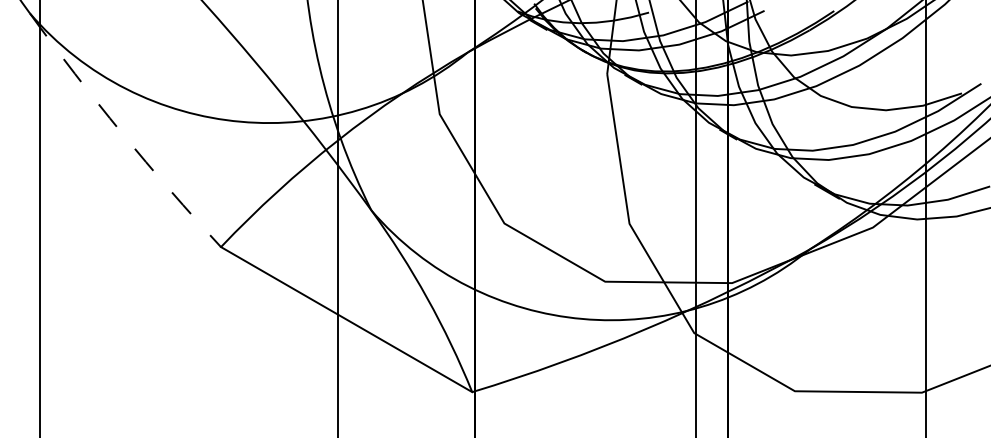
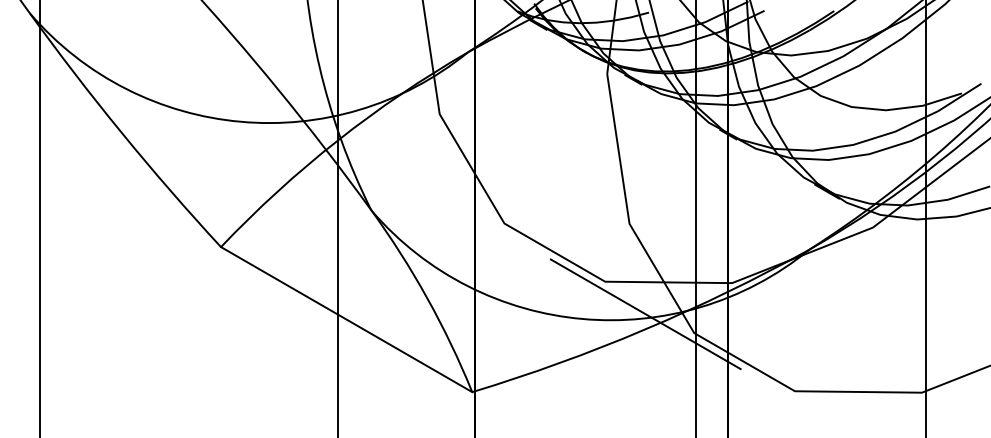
arc: dashed -> solid (121, 133)
line: none -> present (645, 314)
